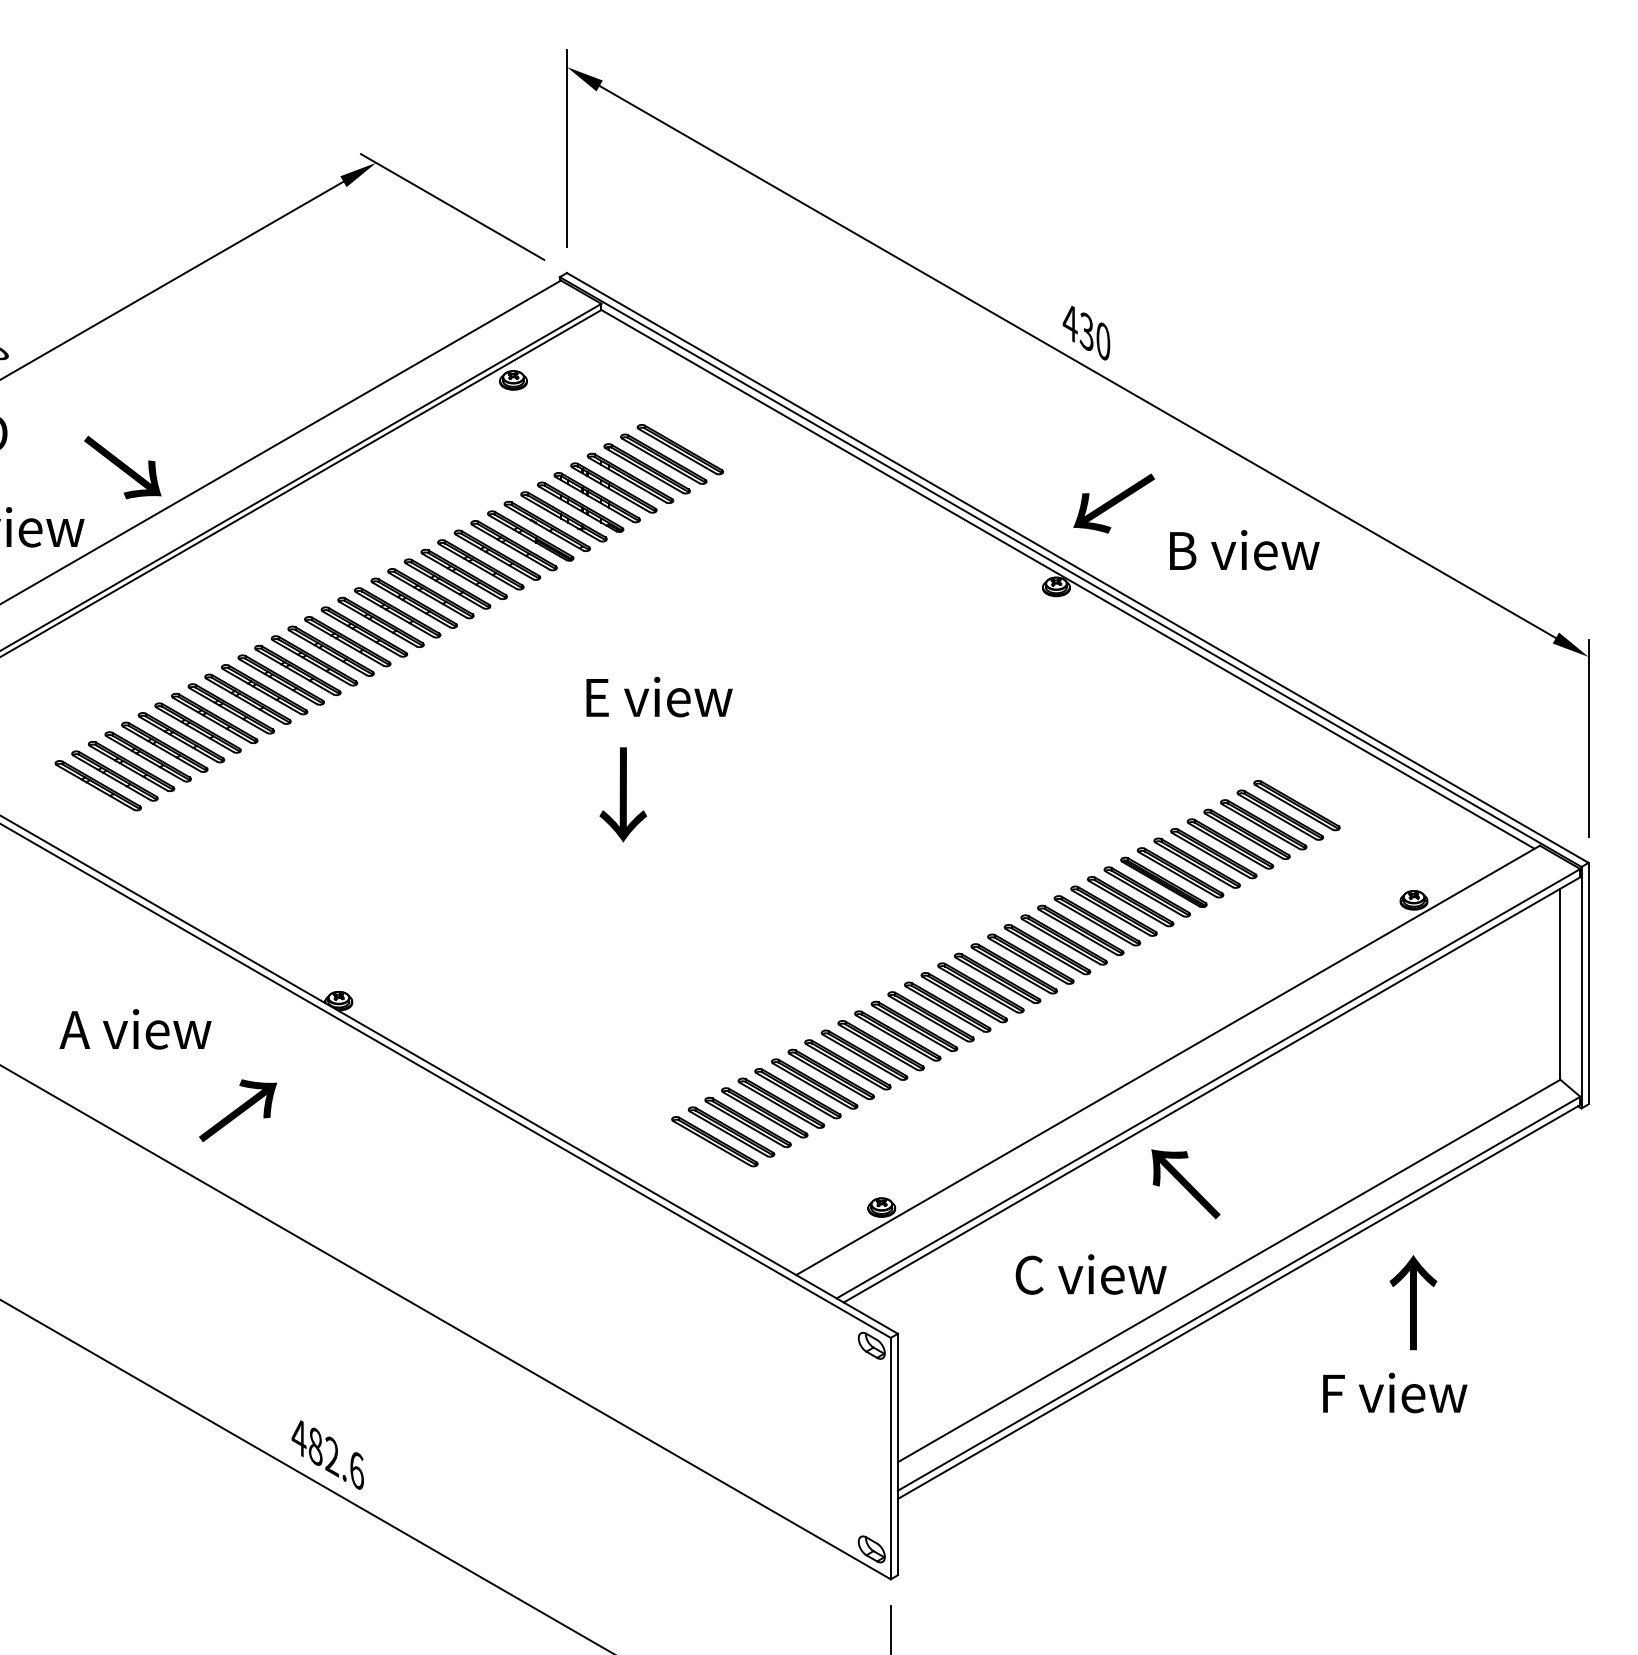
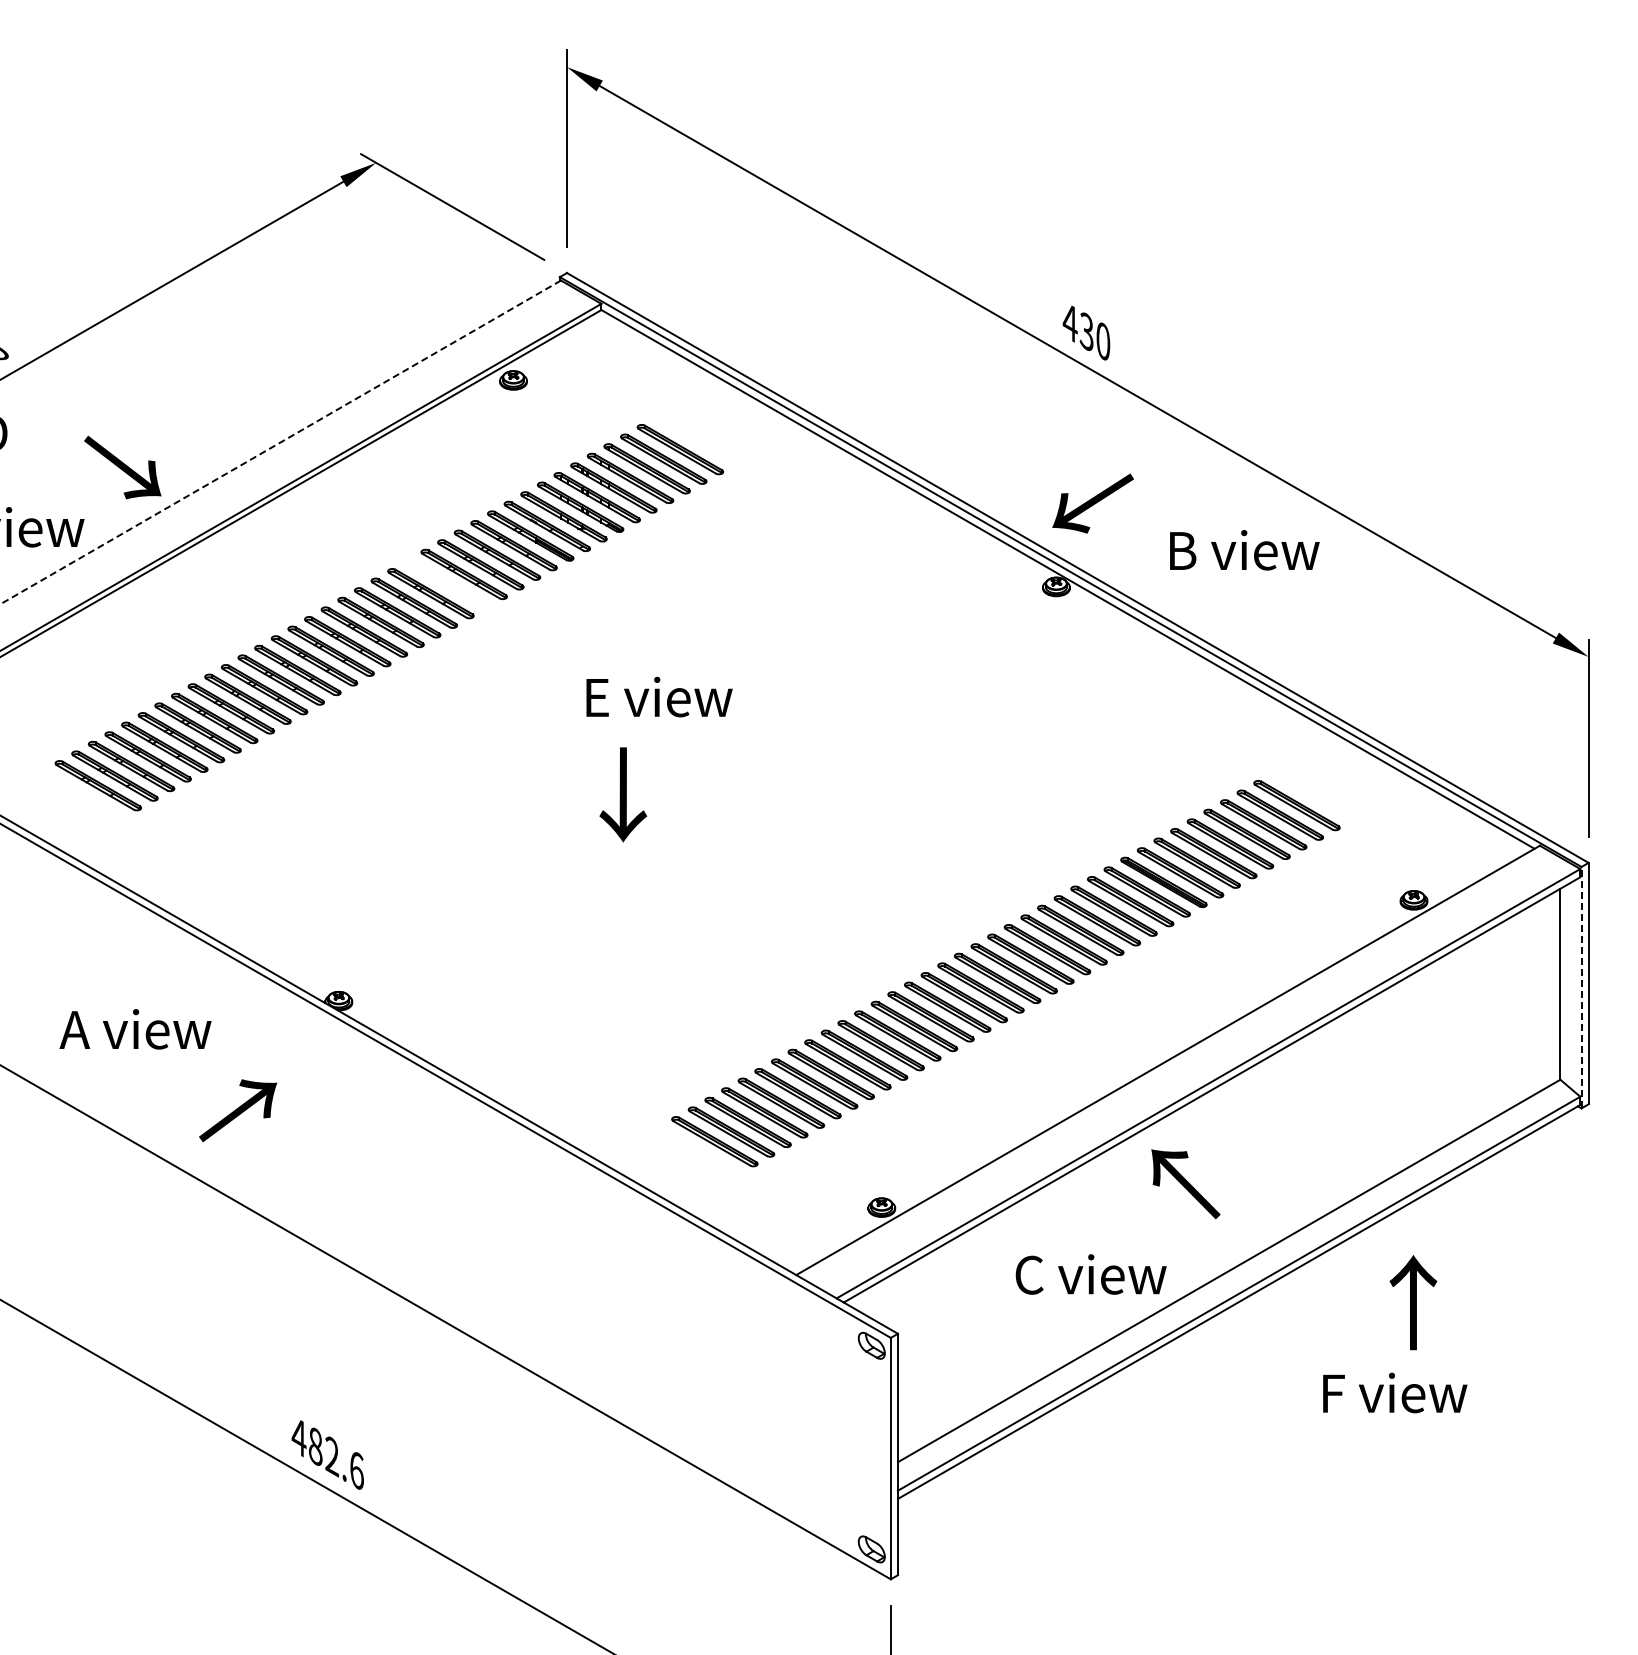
line: solid -> dashed (280, 442)
text position: (1113, 503) -> (1092, 503) (1092, 503)
part: present -> none (447, 583)
line: solid -> dashed (1581, 987)
